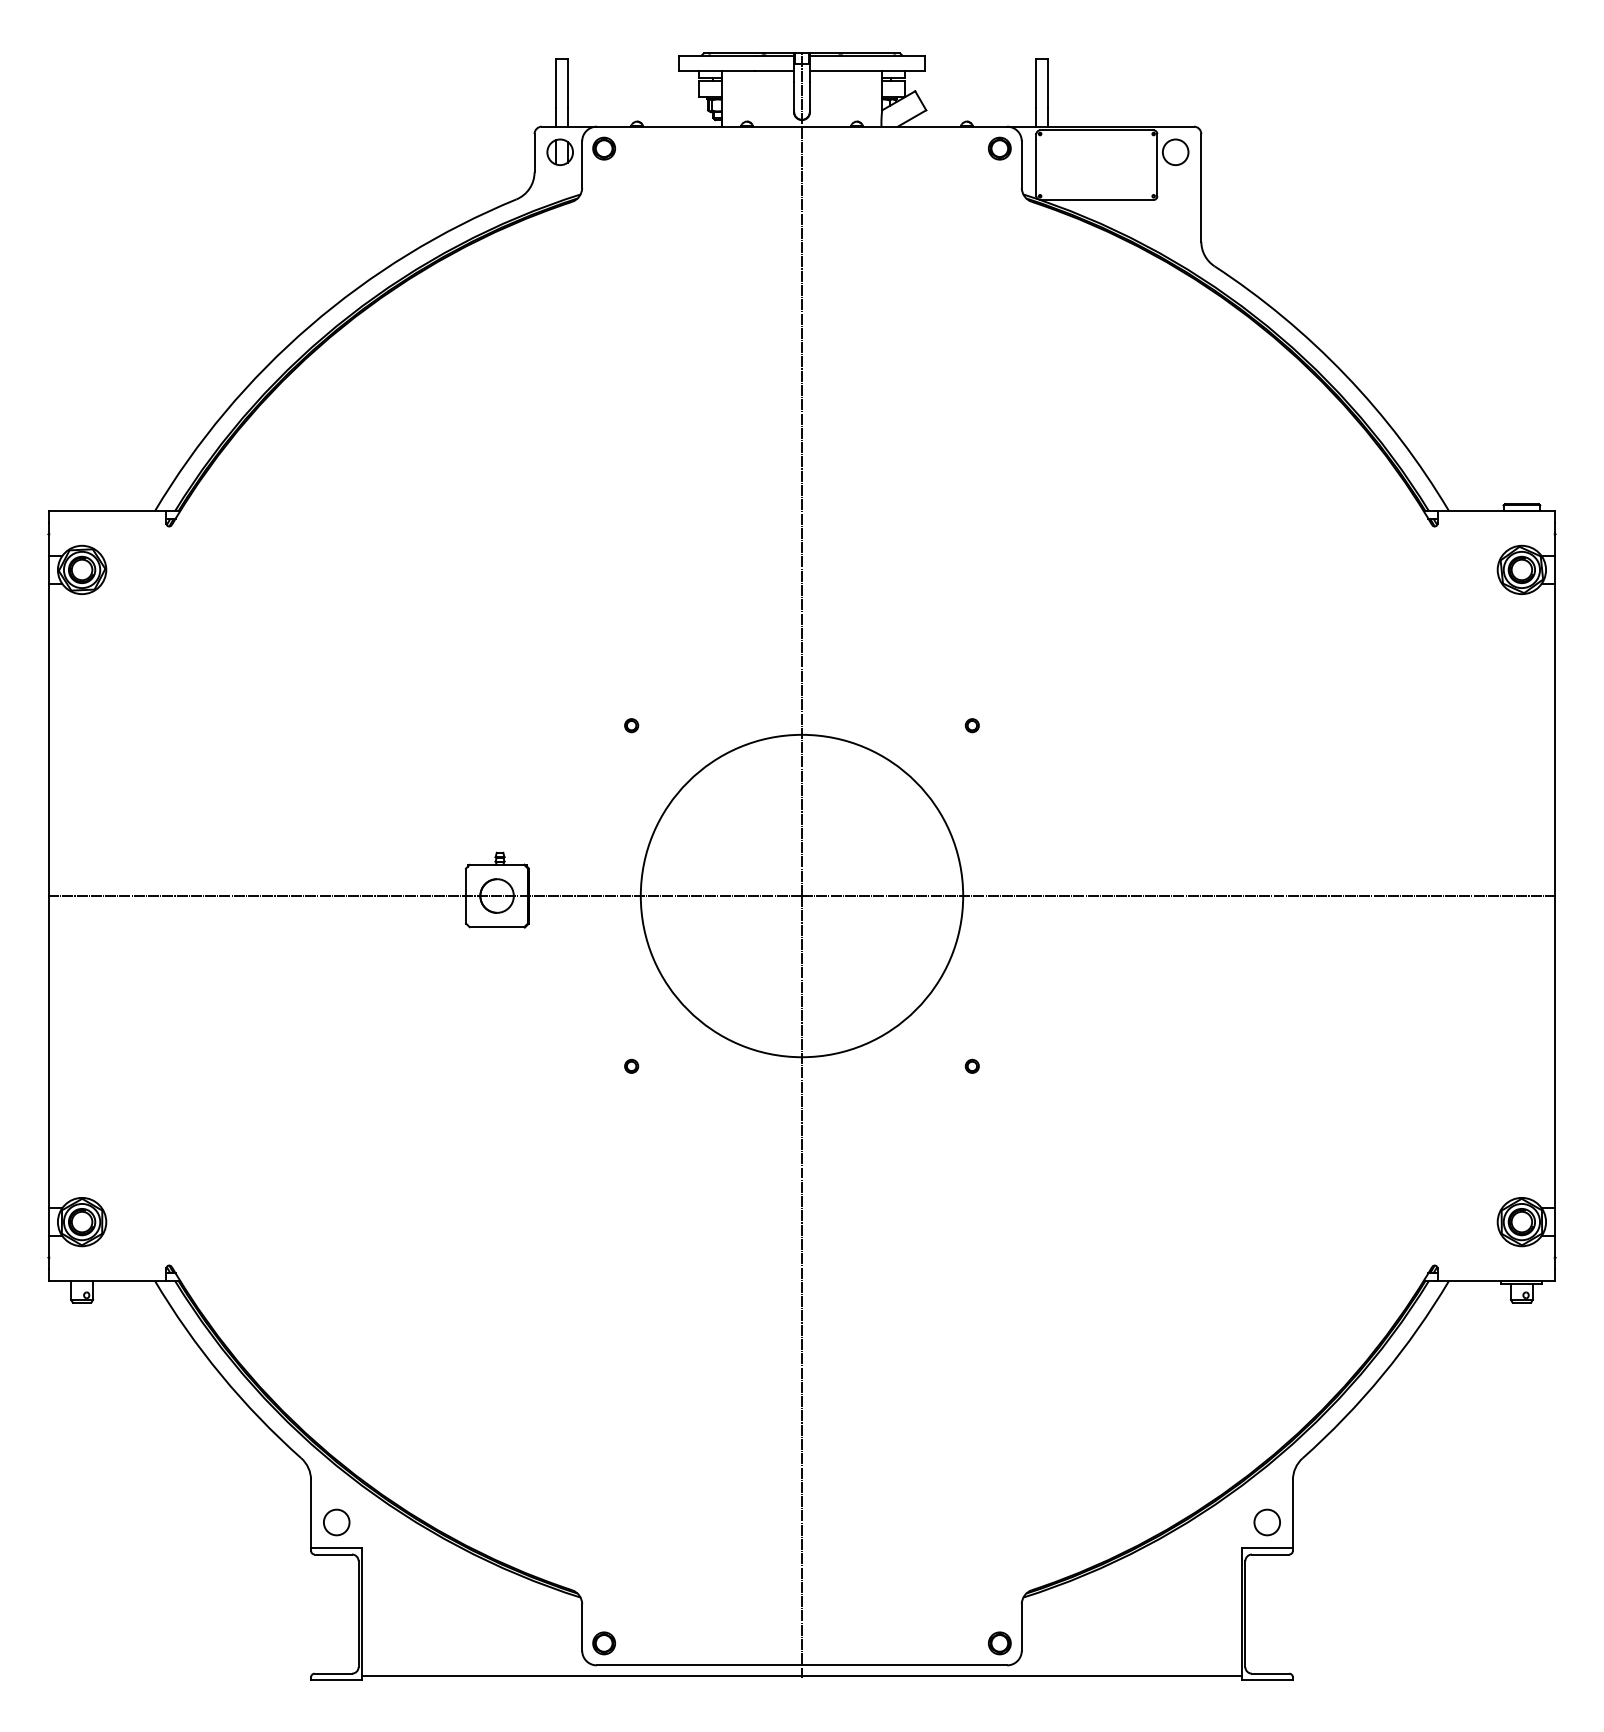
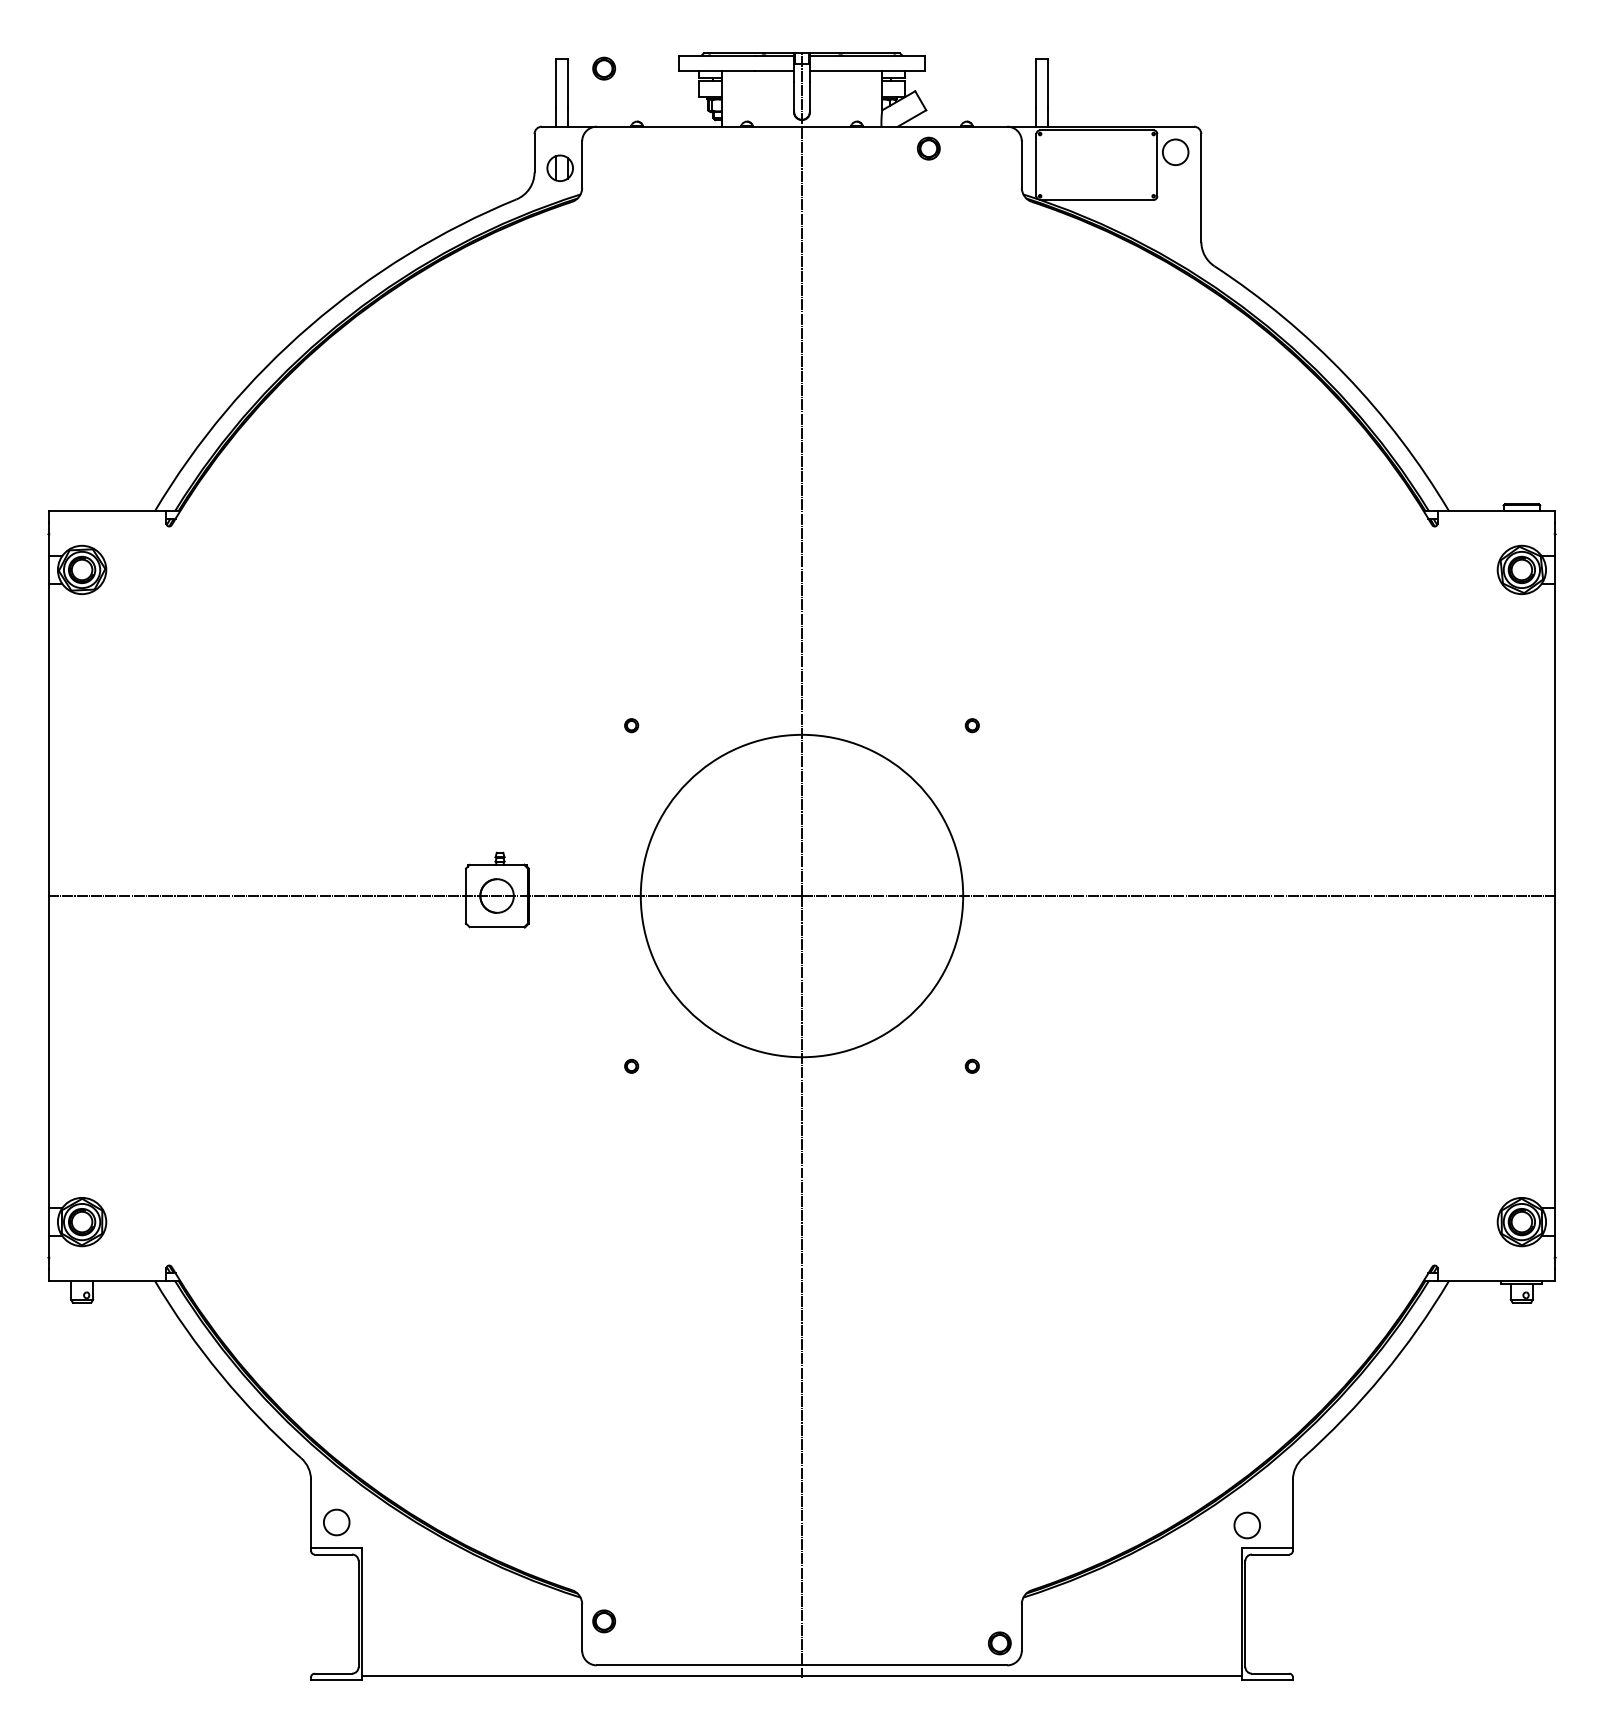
part position: (603, 148) -> (603, 68) (603, 68)
part position: (999, 148) -> (928, 148) (928, 148)
part position: (559, 151) -> (559, 167) (559, 167)
circle position: (1266, 1522) -> (1246, 1525) (1246, 1525)
part position: (603, 1643) -> (603, 1621) (603, 1621)
